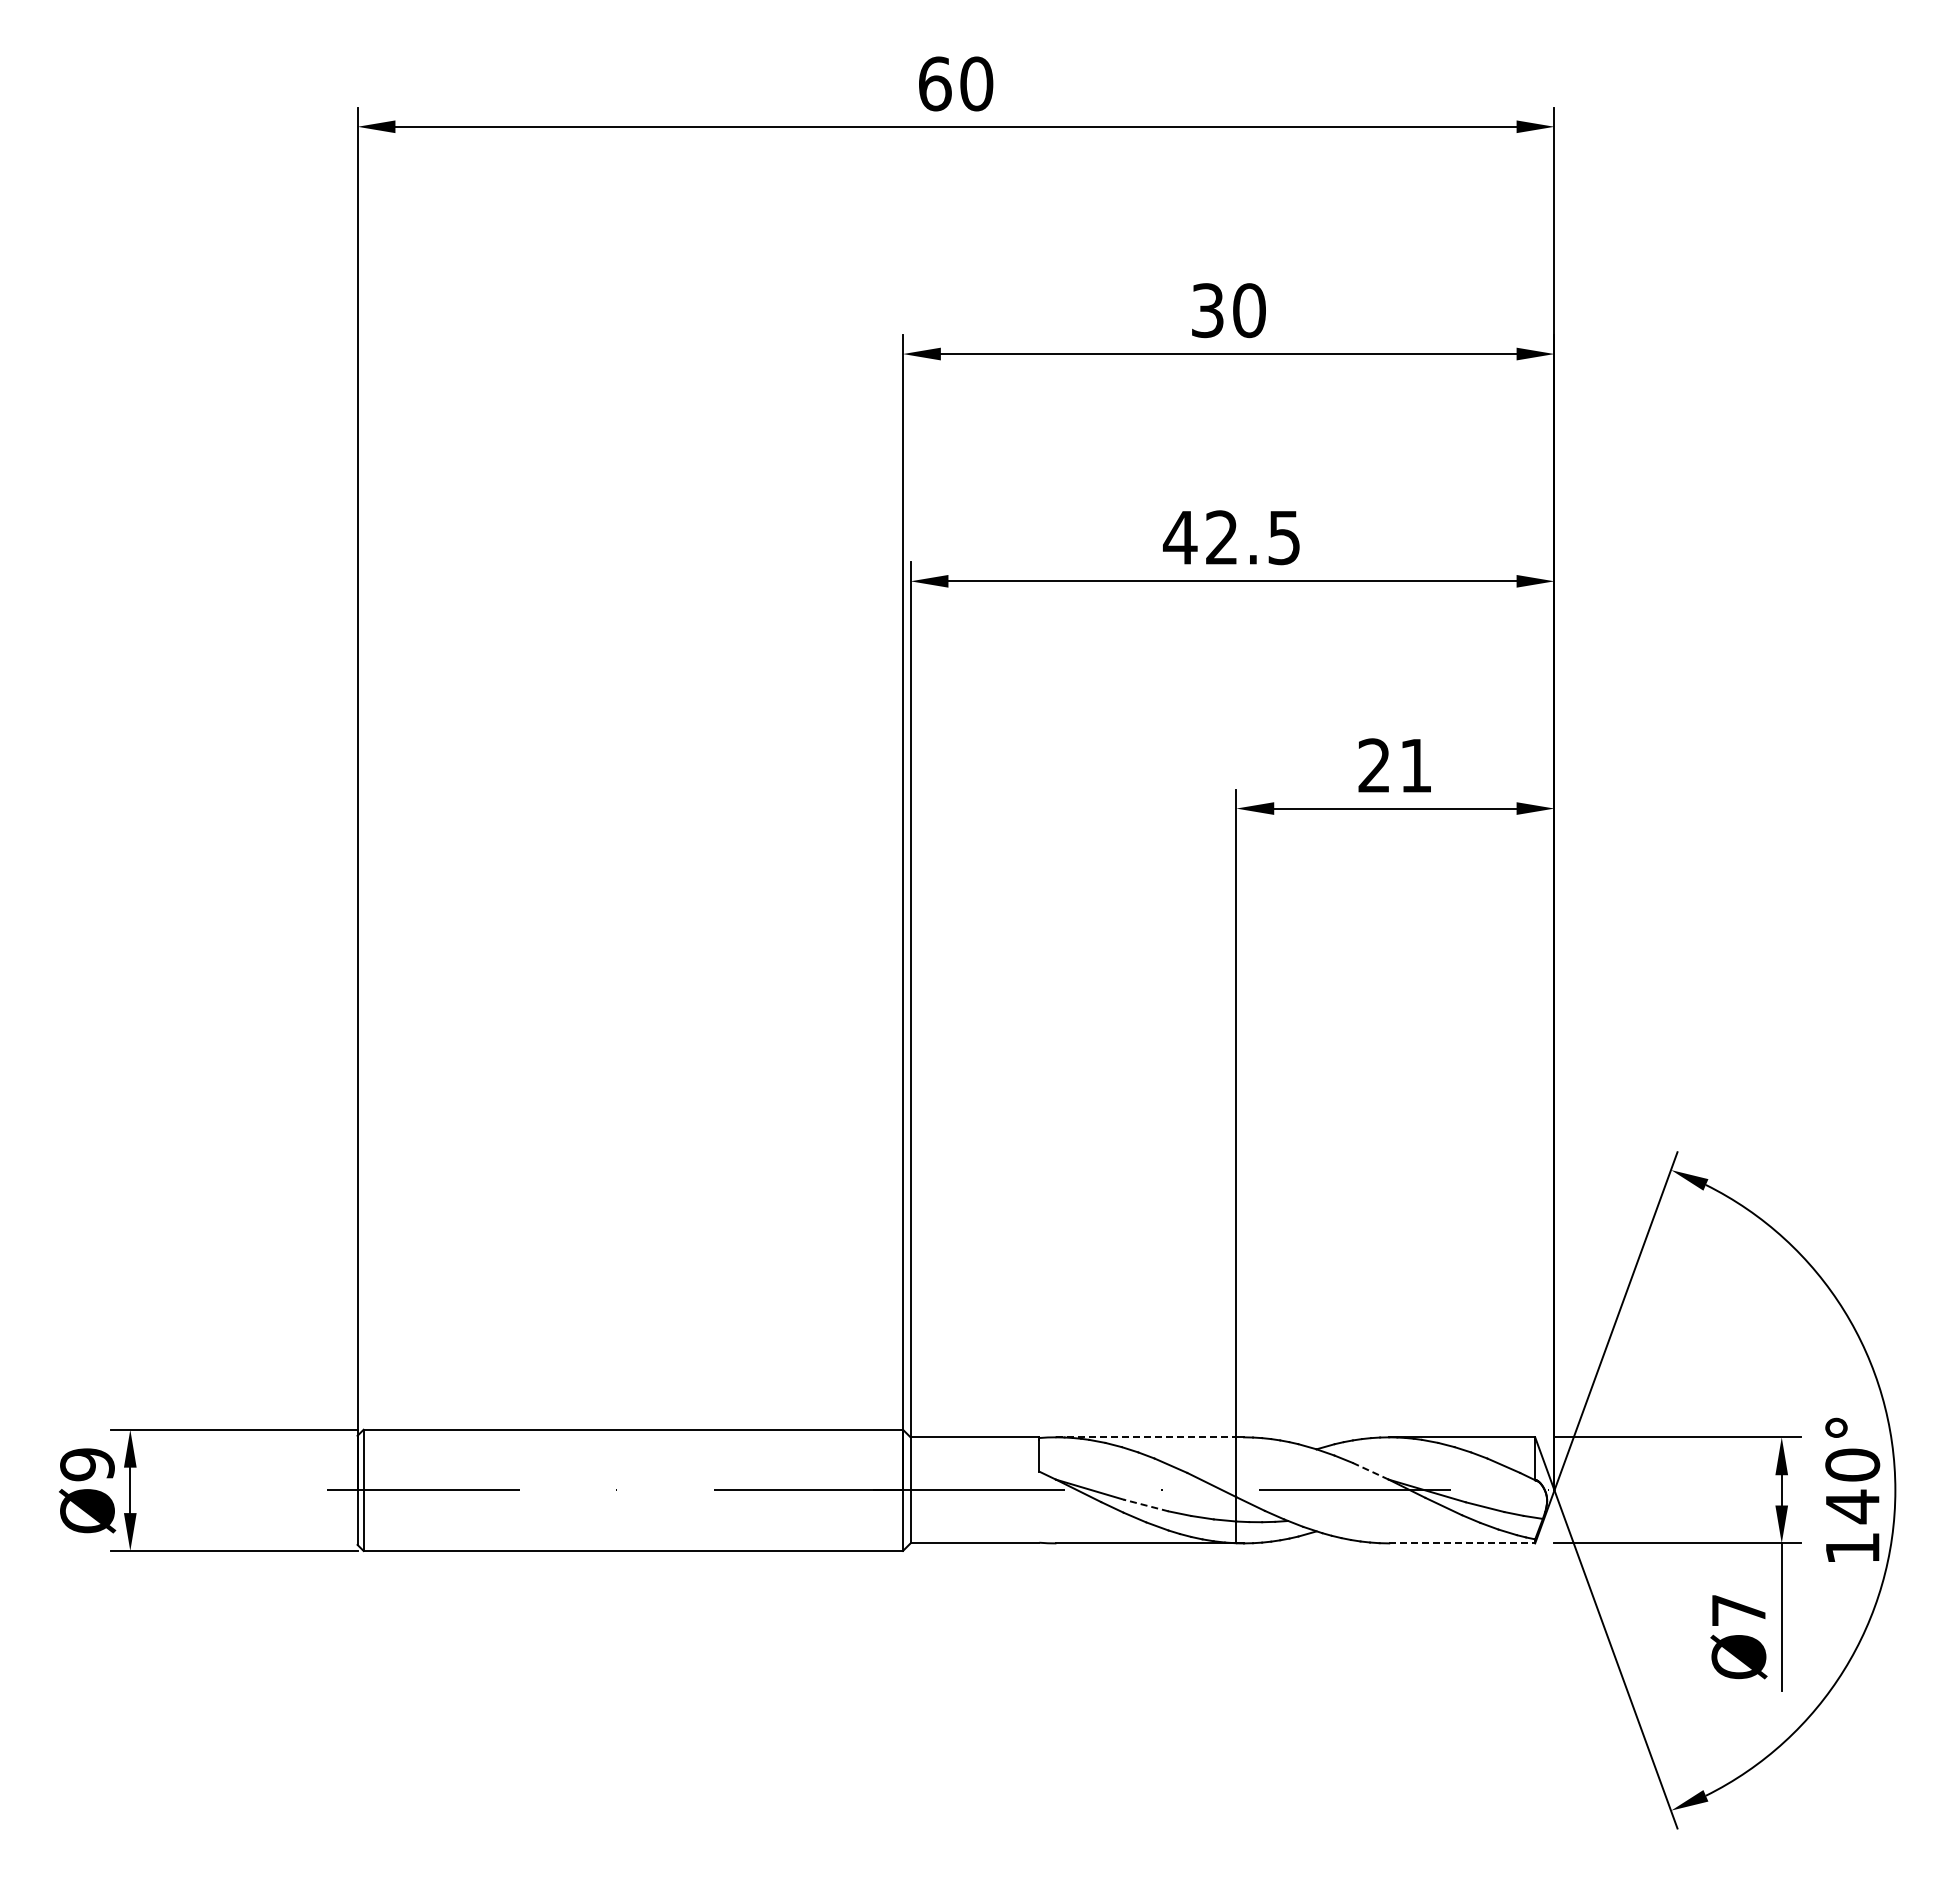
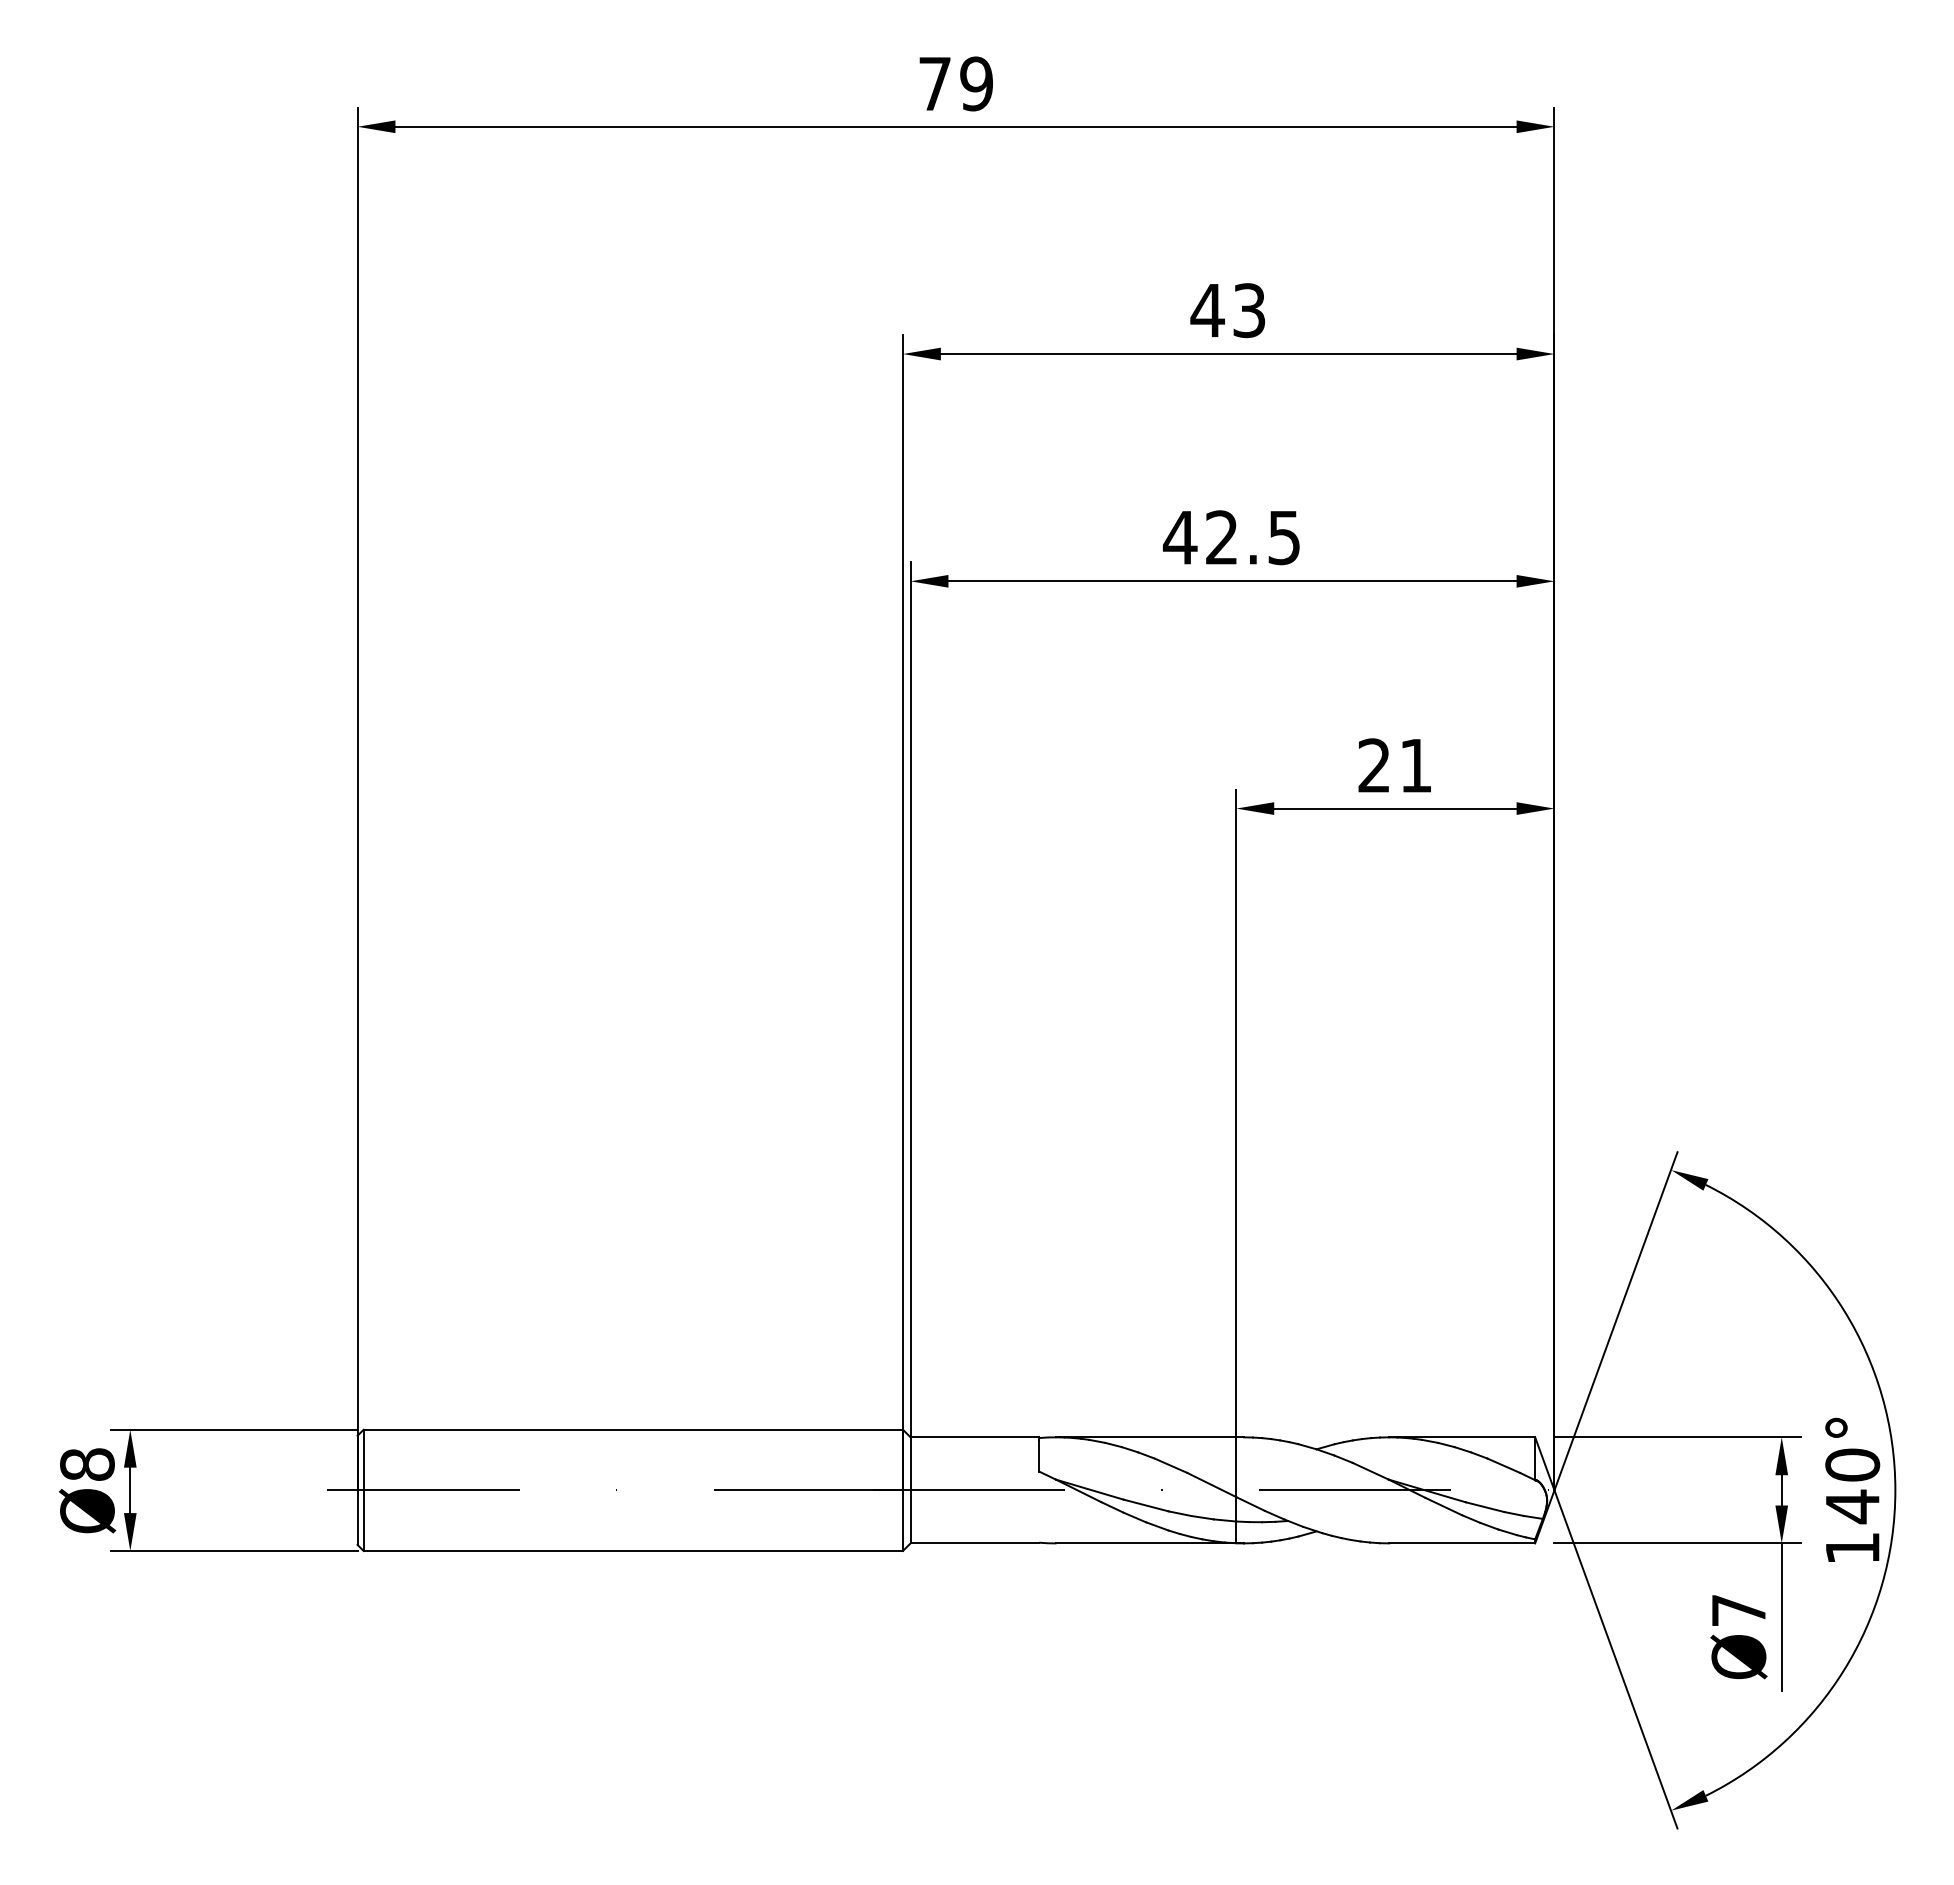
text: 60 -> 79 (956, 83)
text: 30 -> 43 (1227, 310)
line: dashed -> solid (1146, 1437)
text: Ø9 -> Ø8 (87, 1464)
line: dashed -> solid (1370, 1471)
line: dashed -> solid (1145, 1505)
line: dashed -> solid (1462, 1543)
